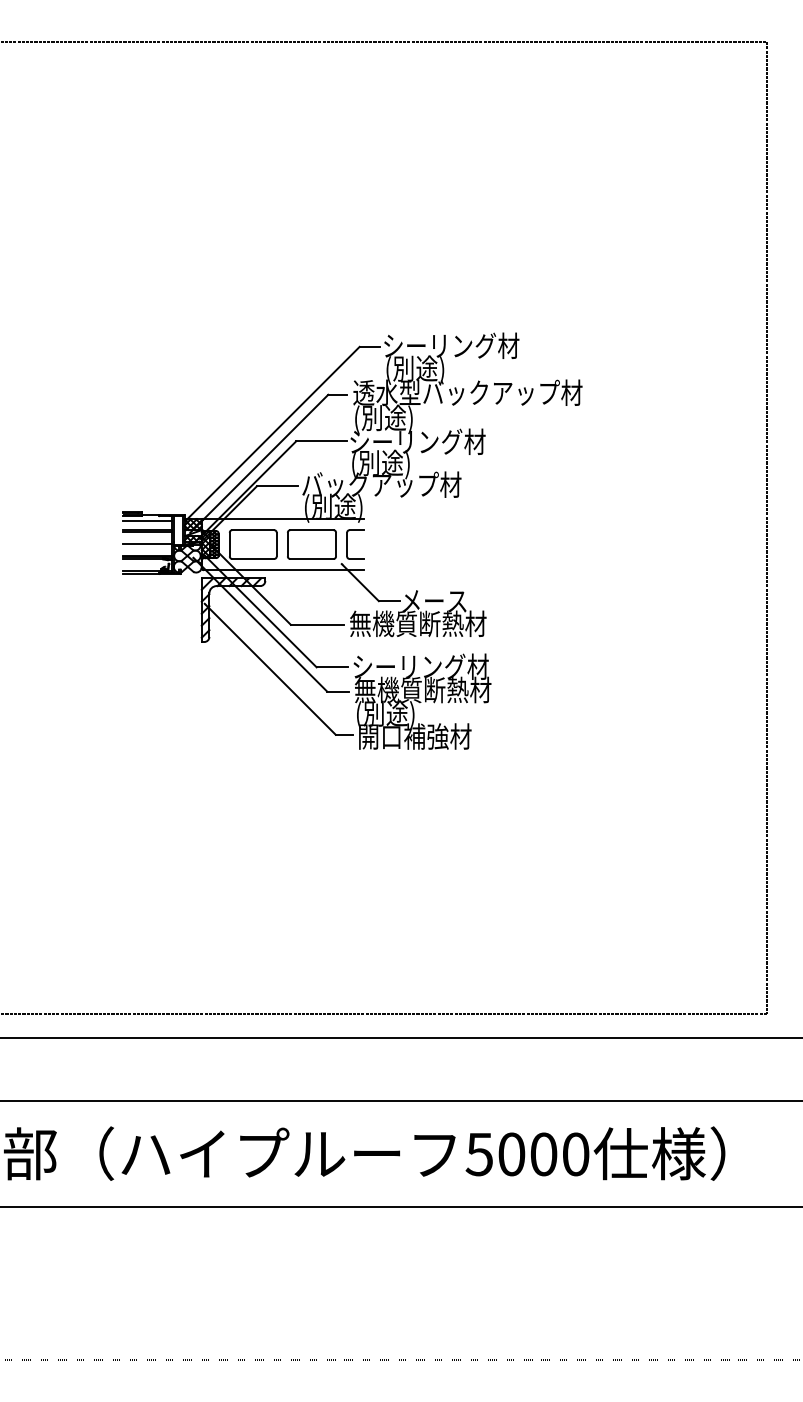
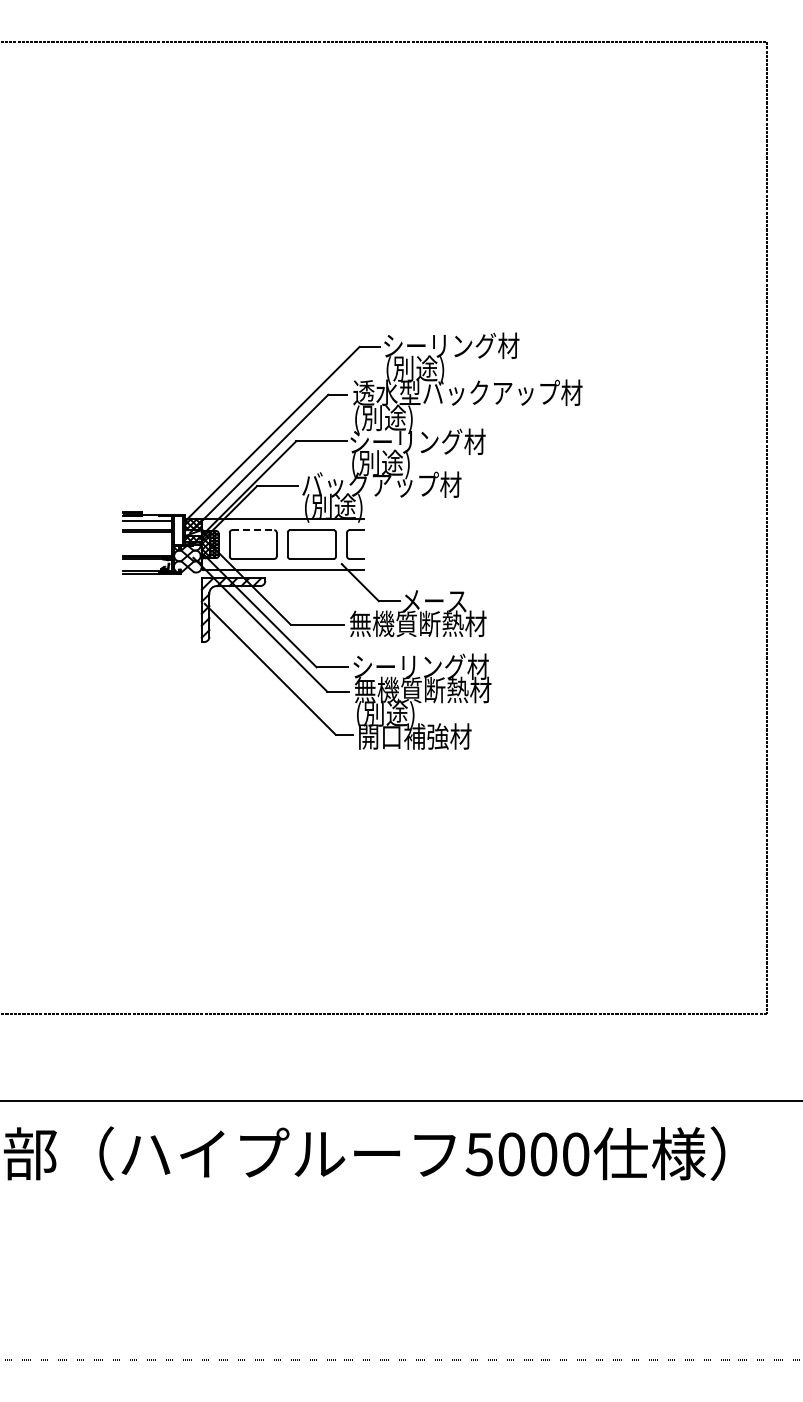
line: solid -> dashed (253, 530)
line: present -> none (147, 543)
line: present -> none (400, 1037)
line: present -> none (400, 1207)
